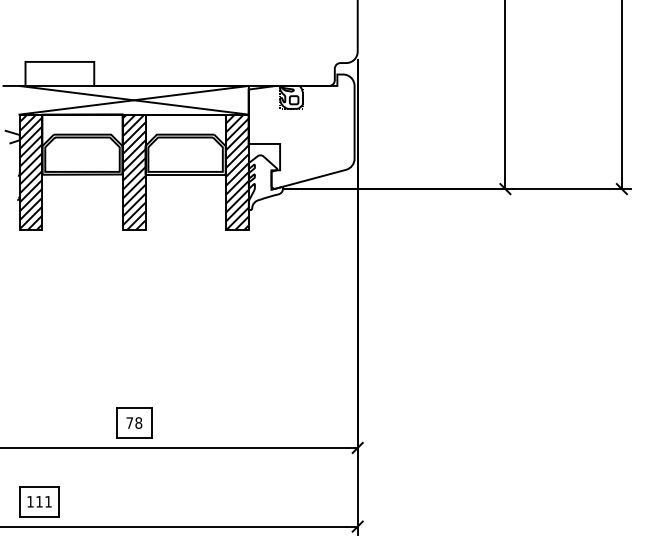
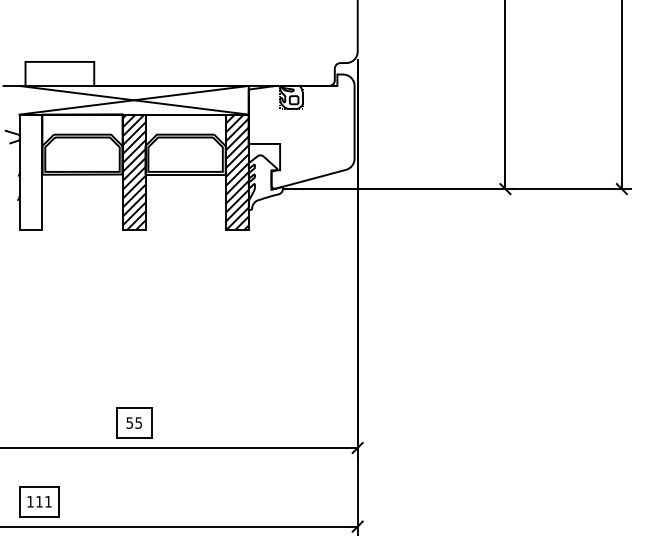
hatch: present -> none (30, 172)
text: 78 -> 55 (134, 422)
